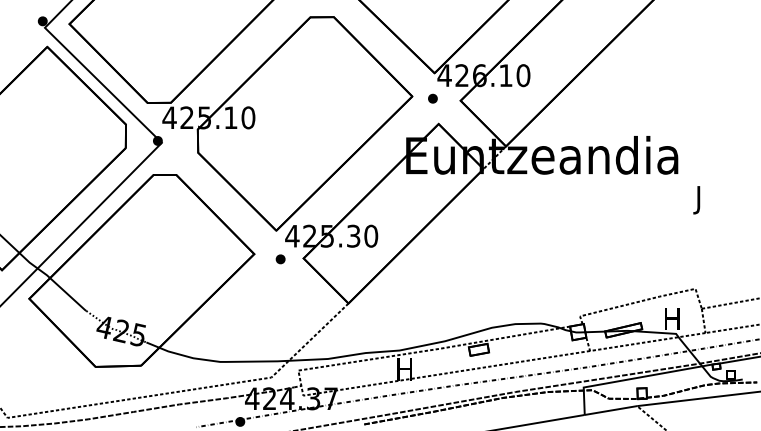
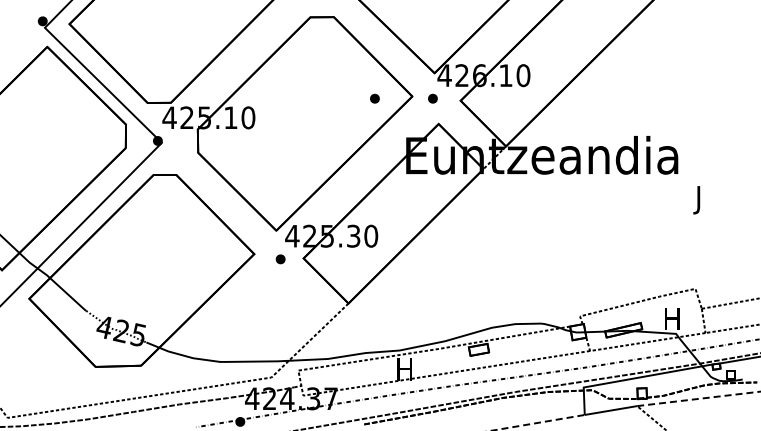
part: none -> present (374, 98)
line: solid -> dashed (698, 398)
line: solid -> dashed (537, 422)
